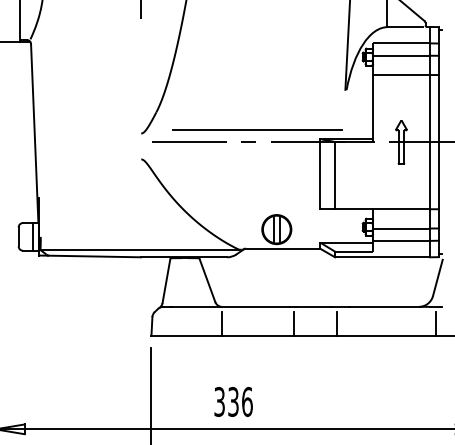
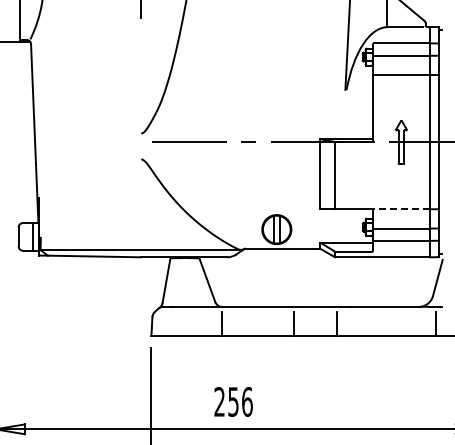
line: present -> none (257, 130)
line: solid -> dashed (401, 209)
text: 336 -> 256 (226, 401)
